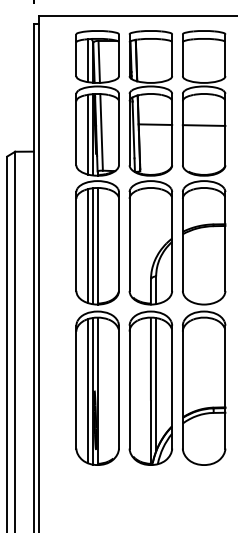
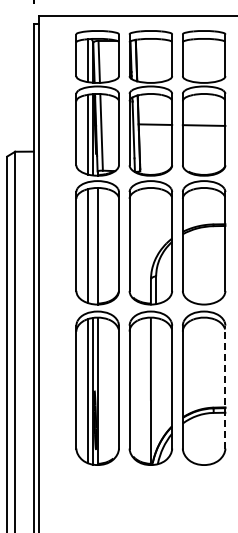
line: present -> none (93, 246)
line: present -> none (156, 384)
line: solid -> dashed (225, 386)
